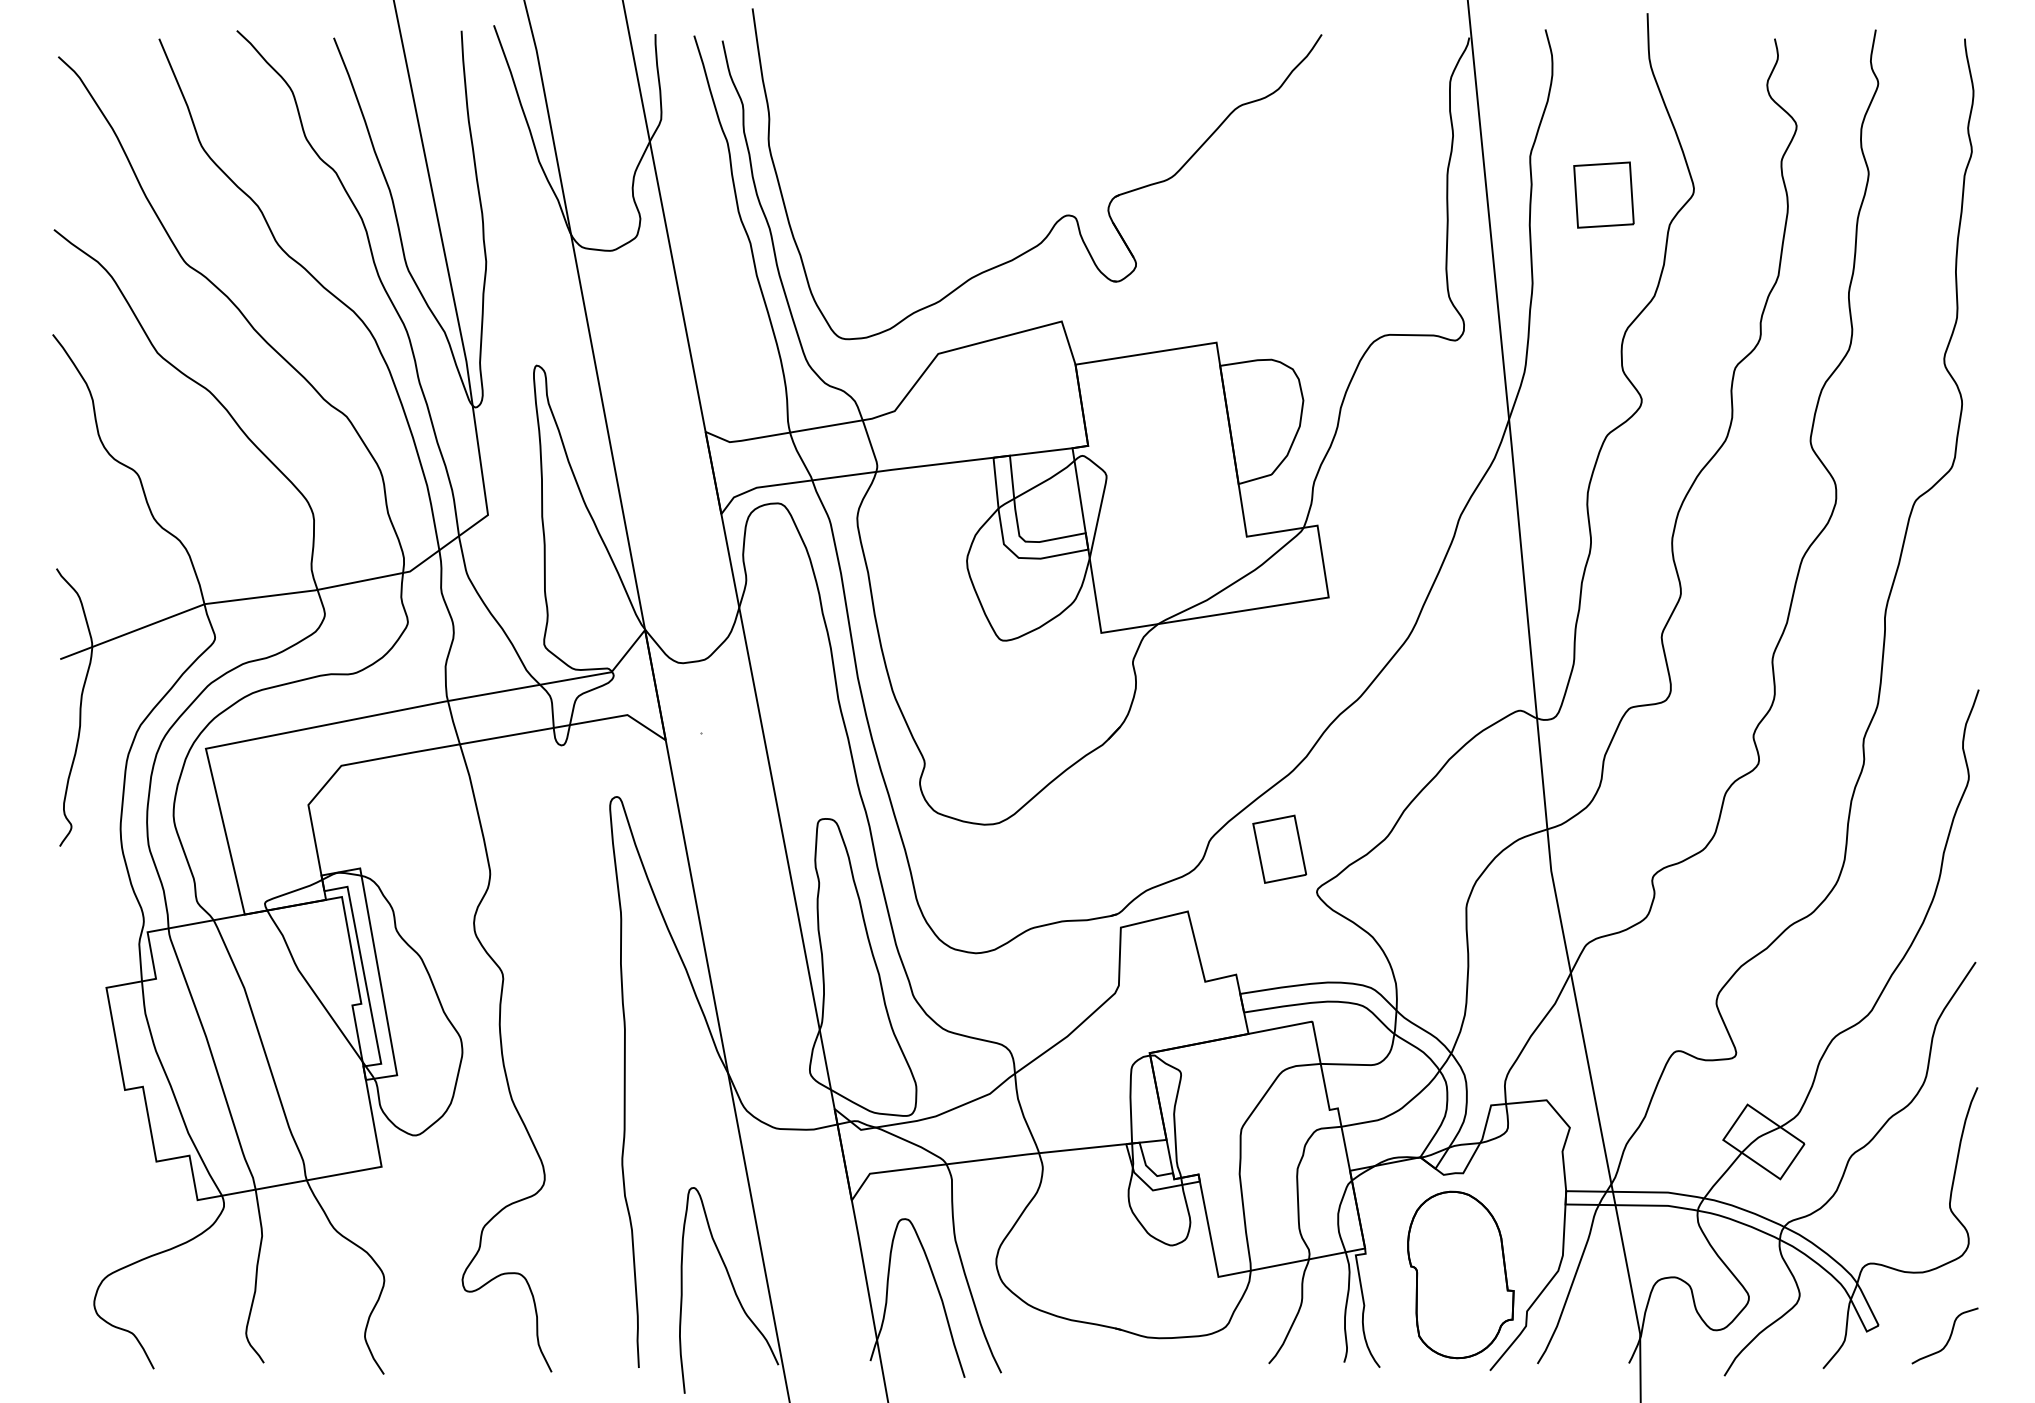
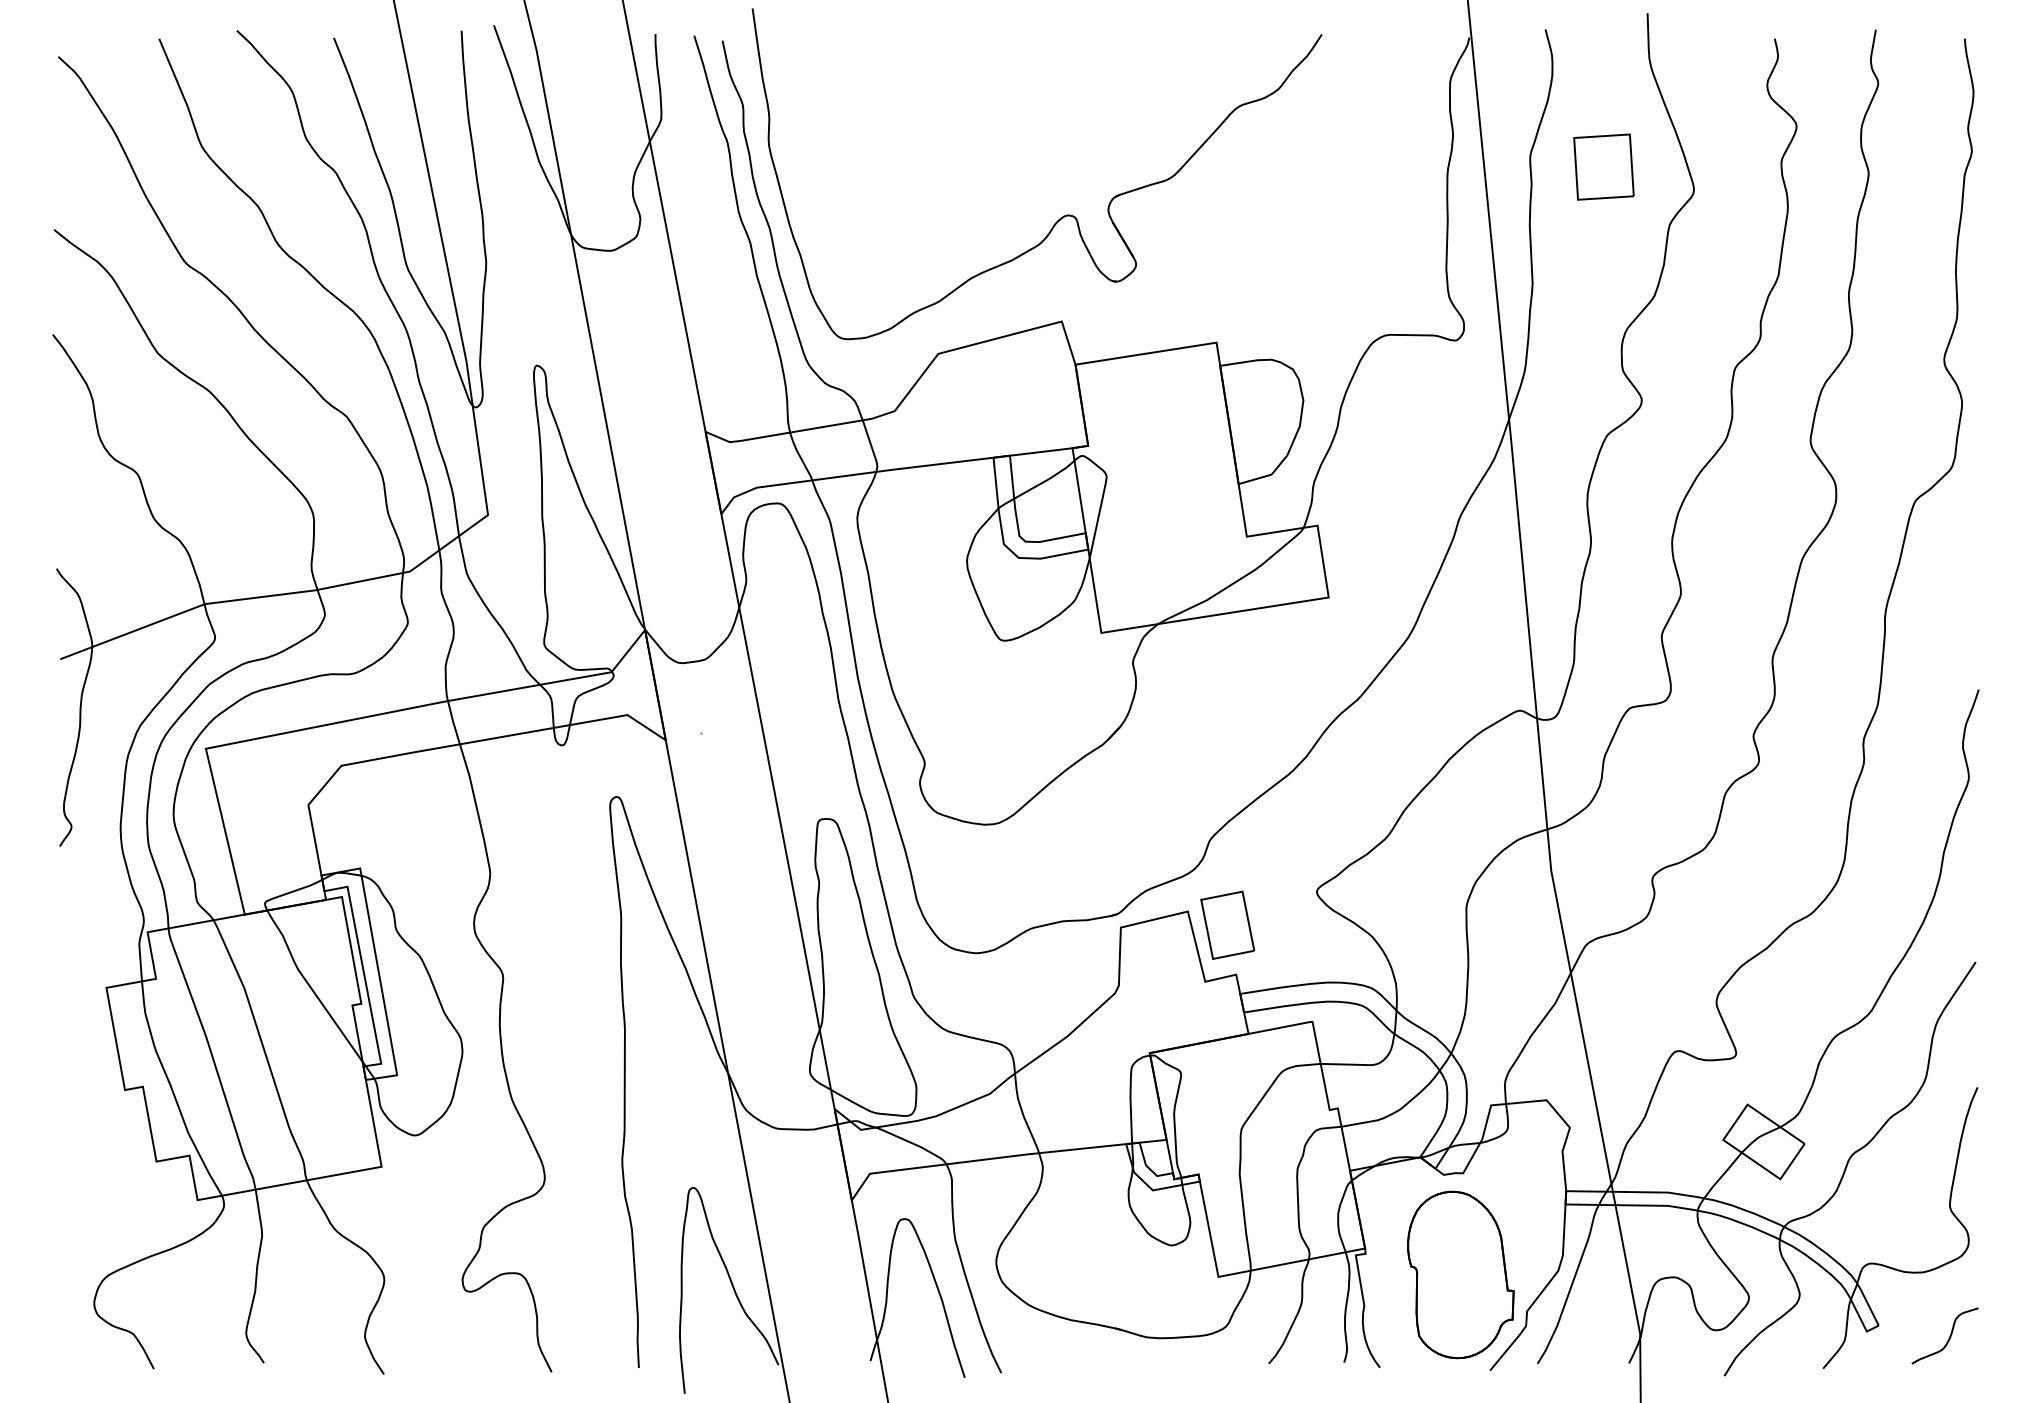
part position: (1603, 194) -> (1603, 166) (1603, 166)
part position: (1279, 848) -> (1227, 924) (1227, 924)
